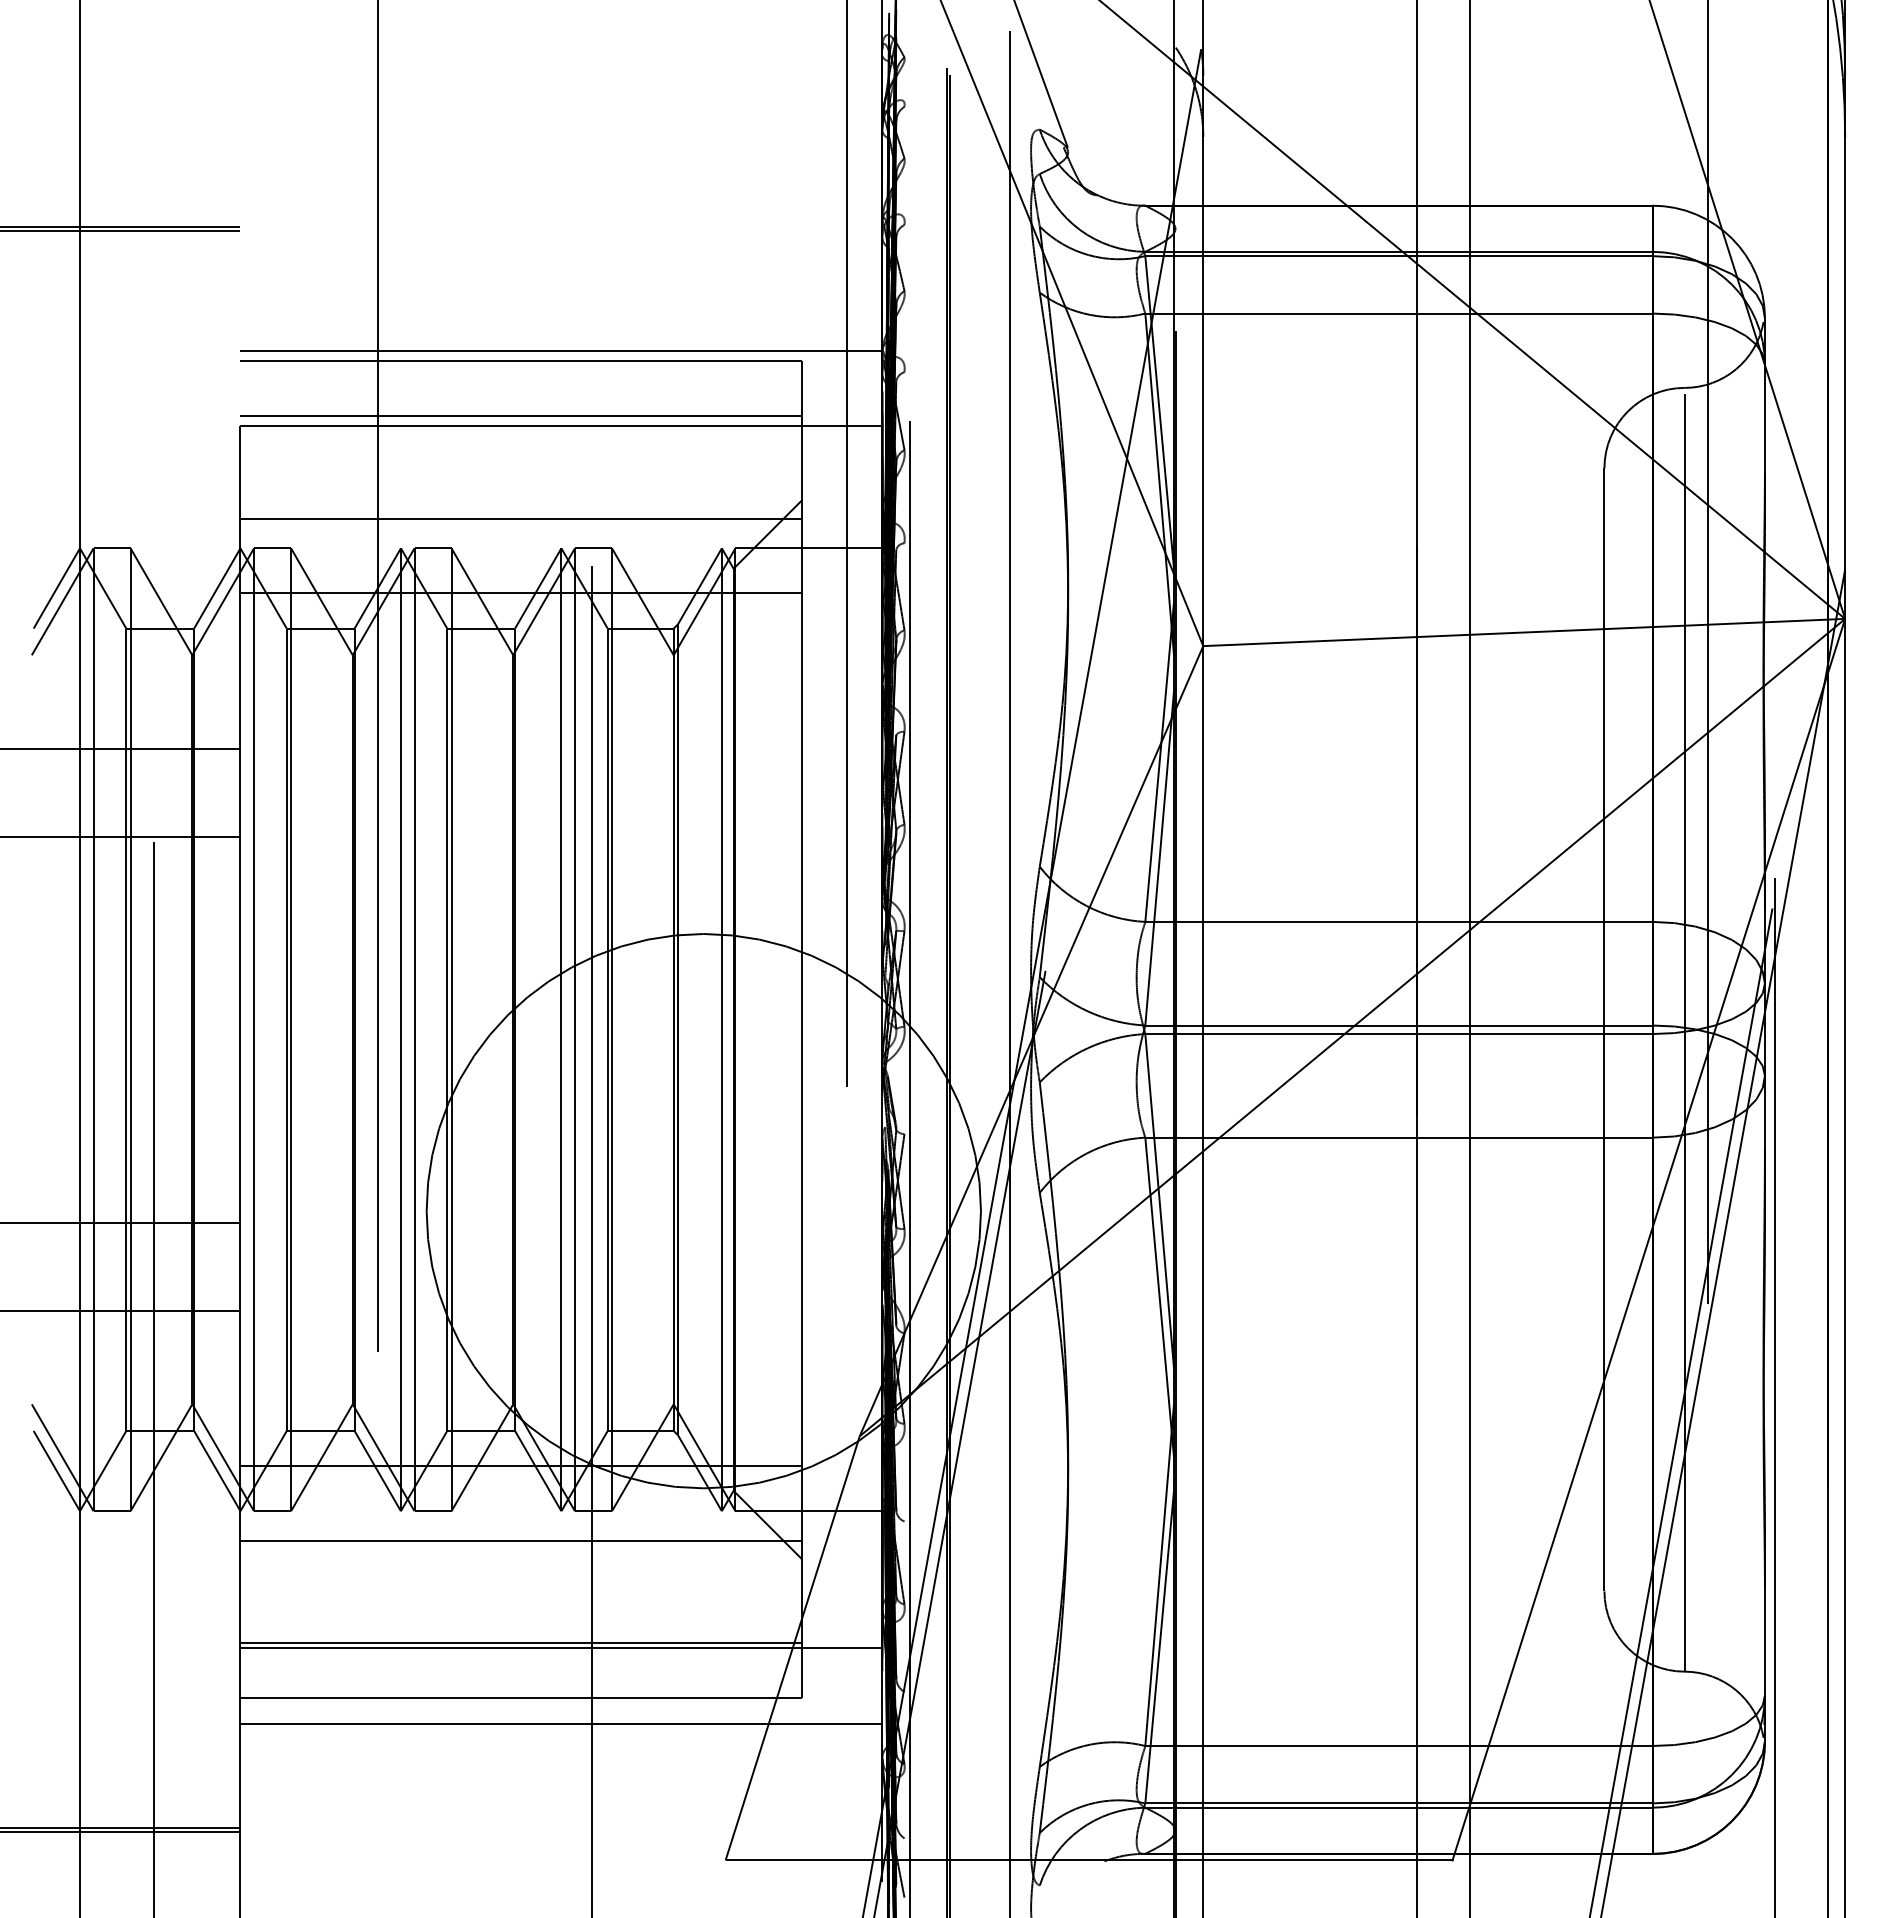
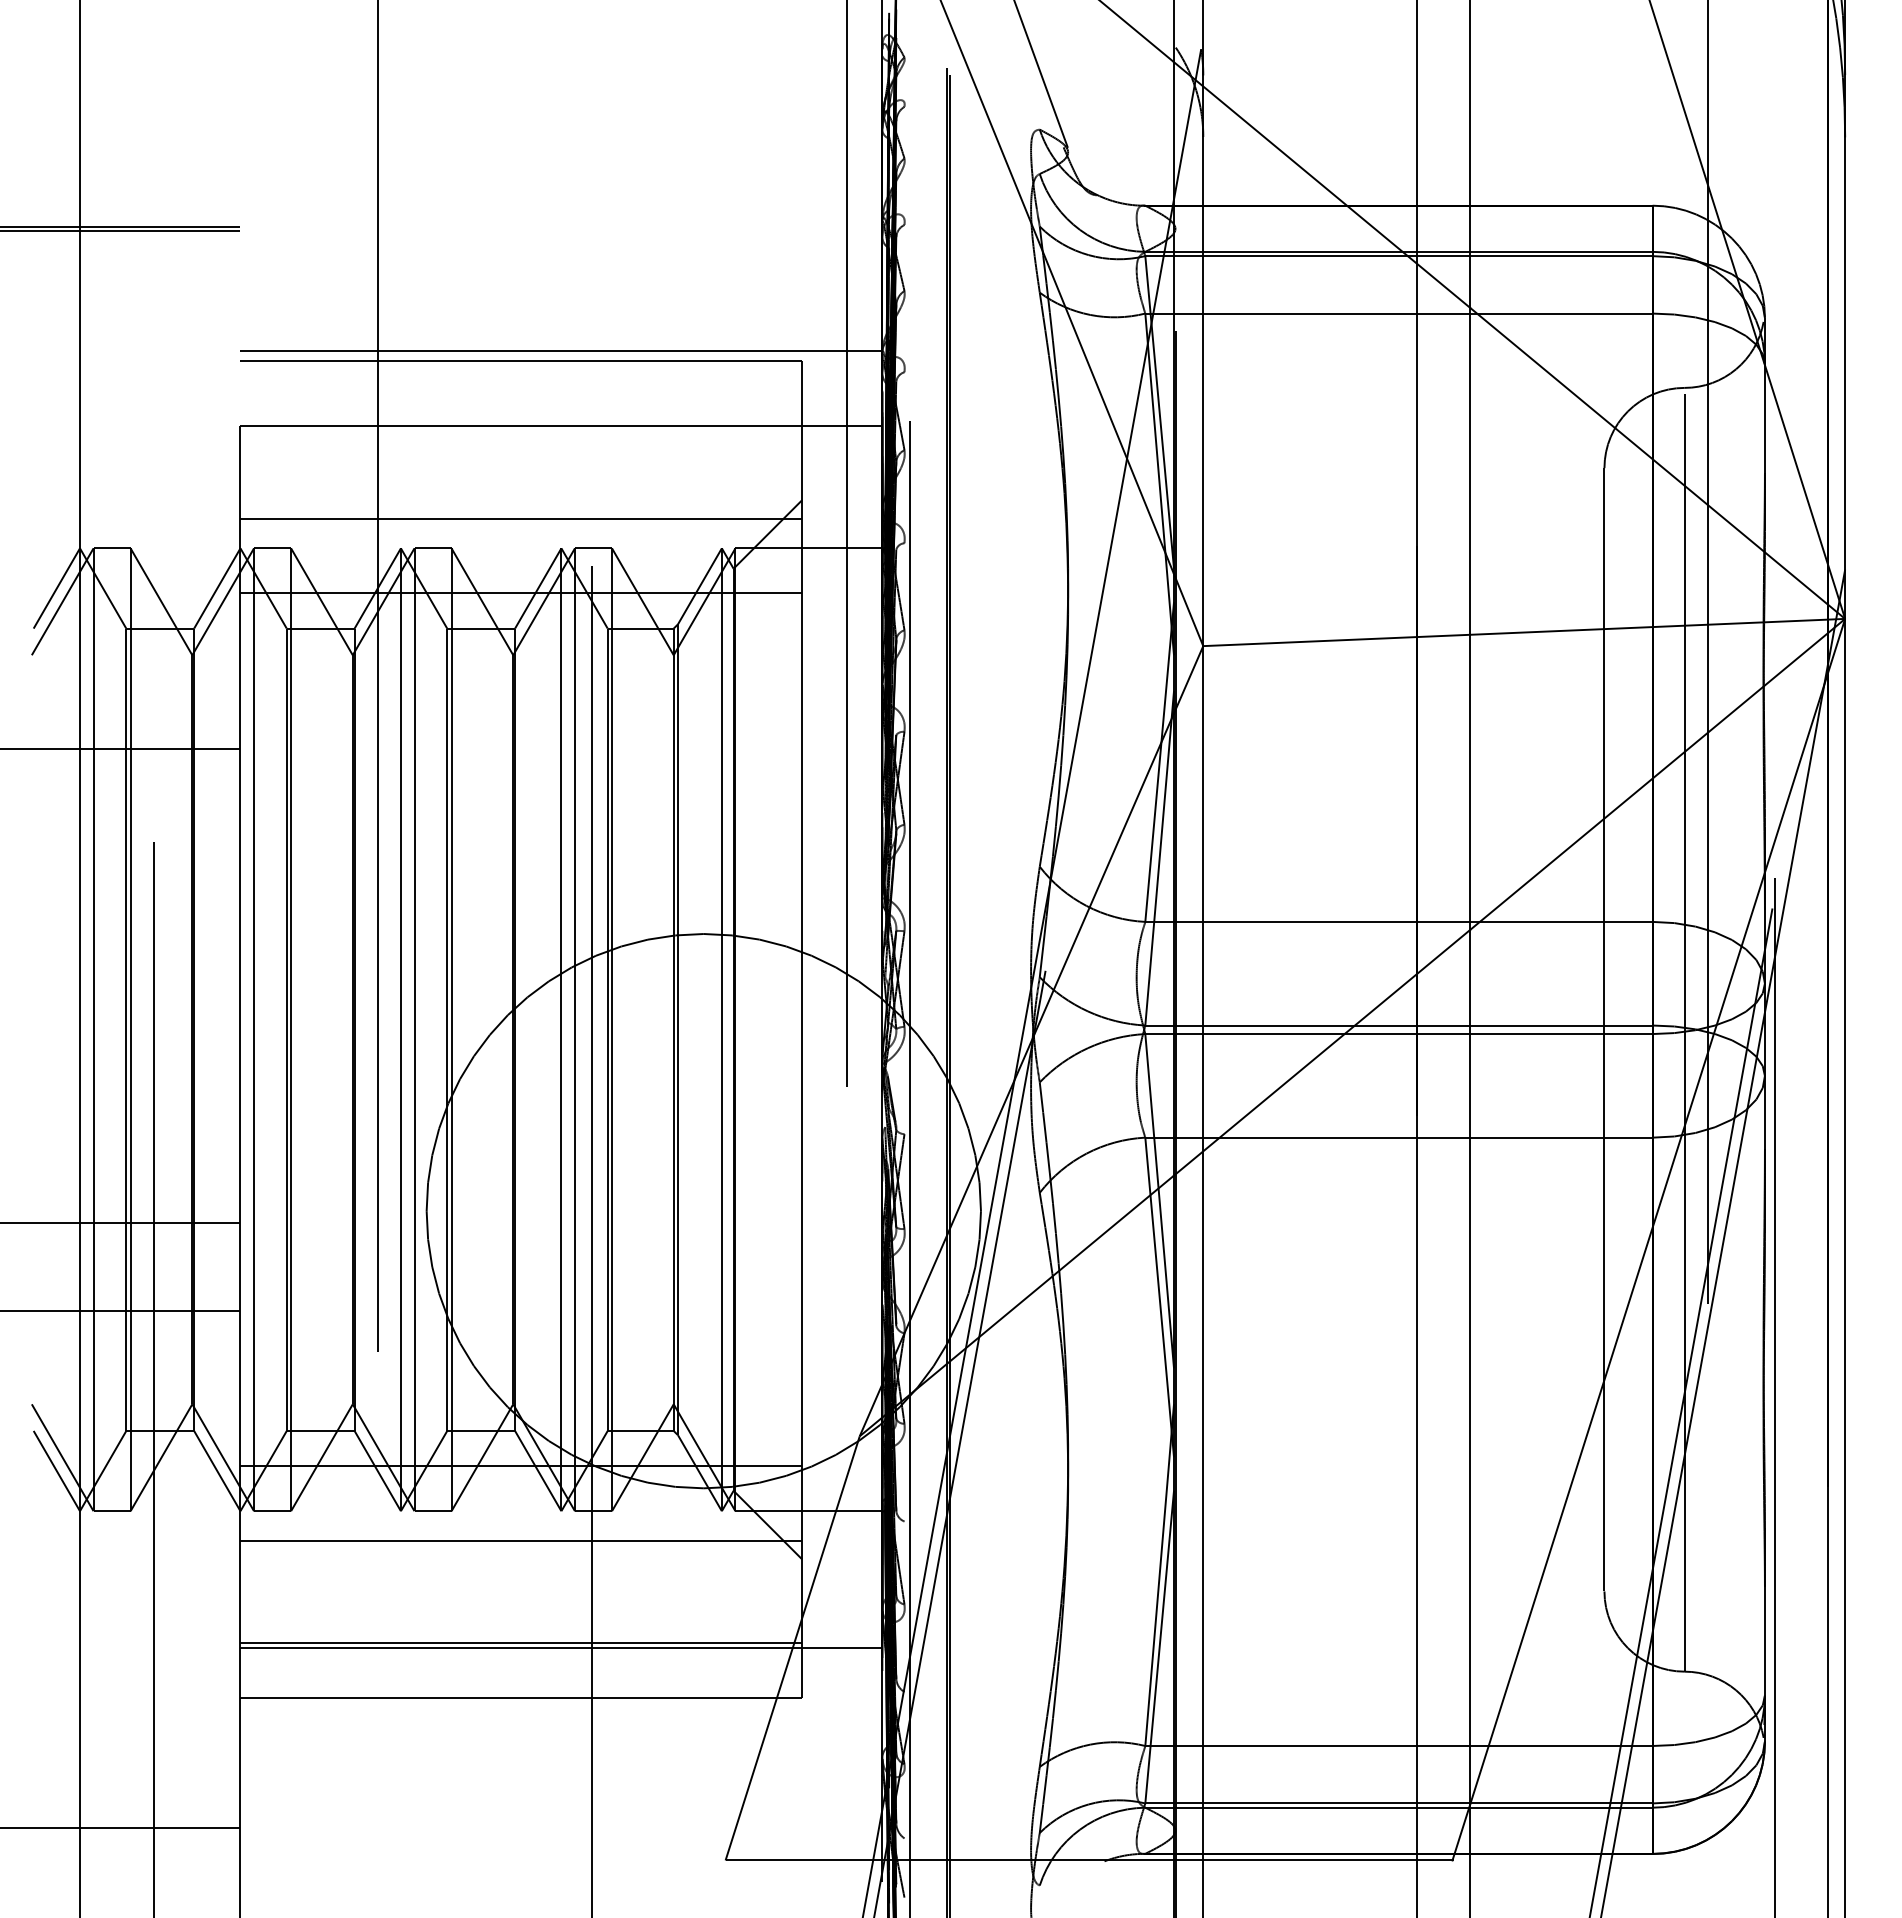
line: present -> none (521, 416)
line: present -> none (121, 836)
line: present -> none (1010, 958)
line: present -> none (561, 1723)
line: present -> none (121, 1832)
